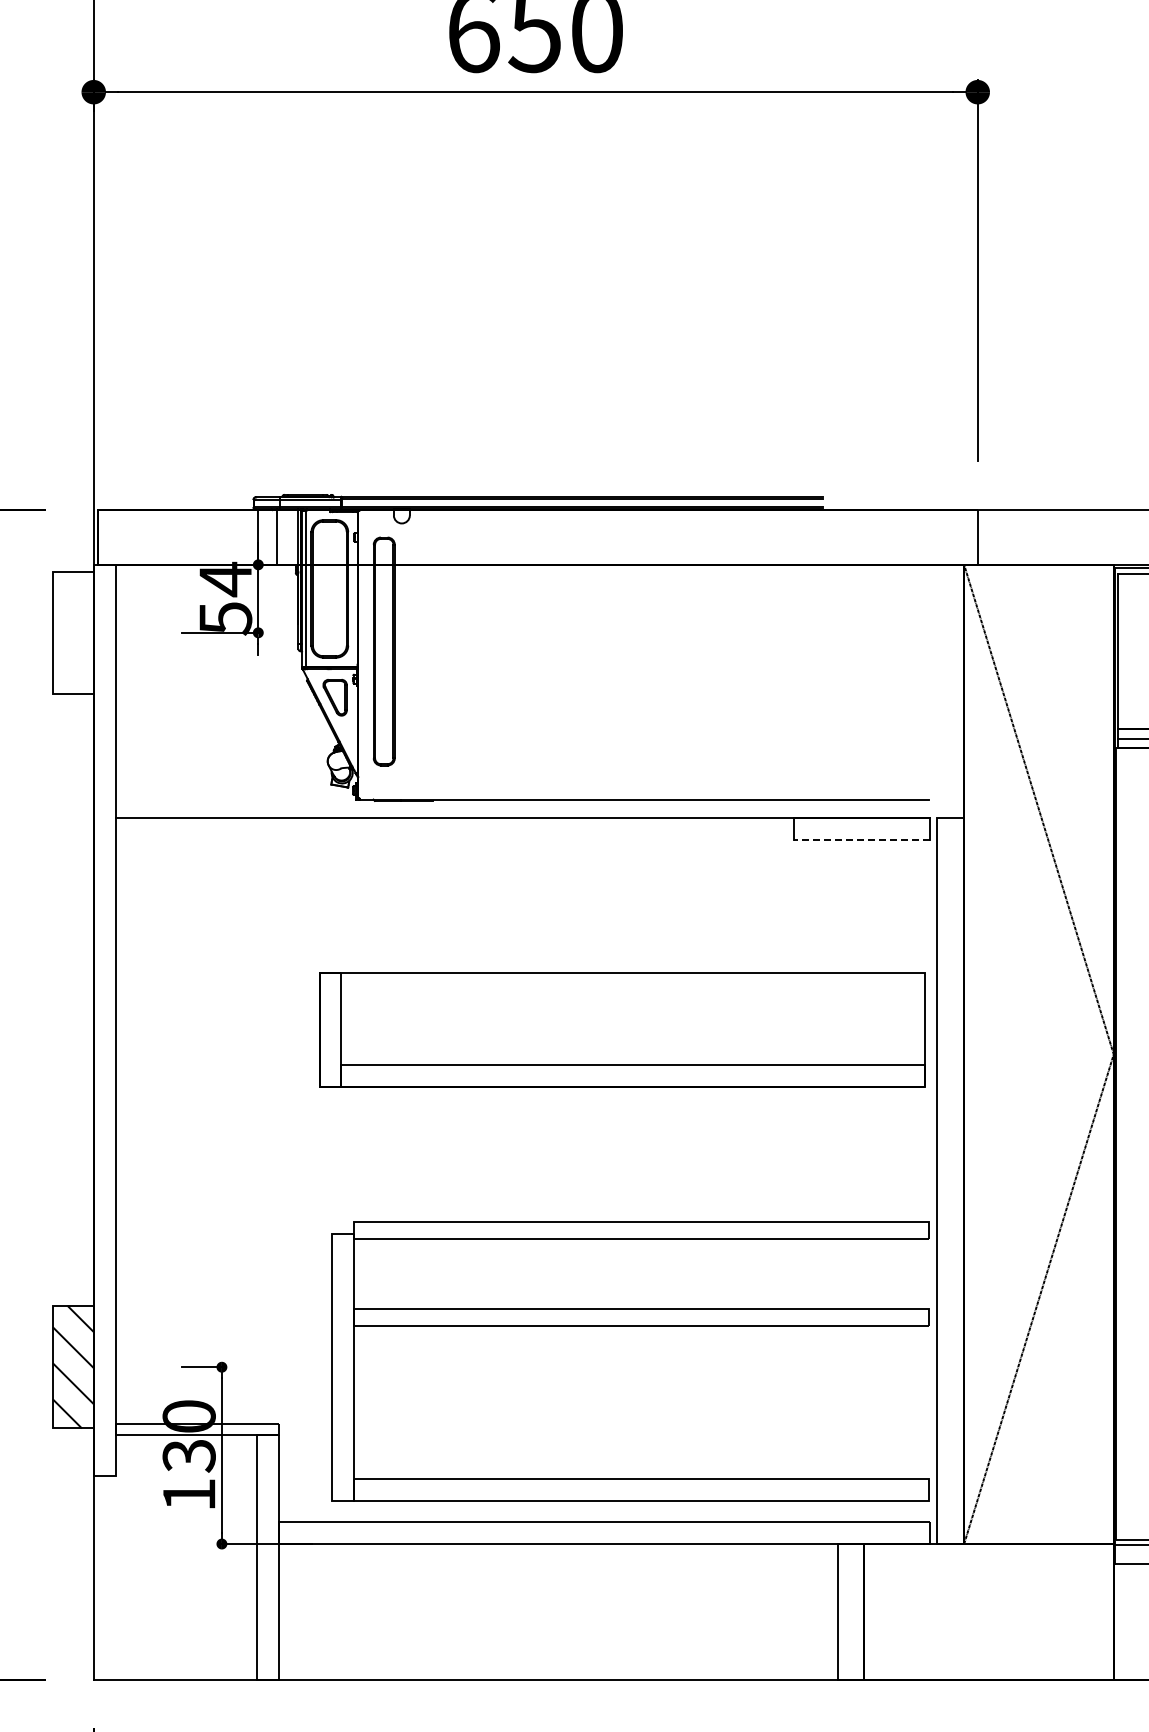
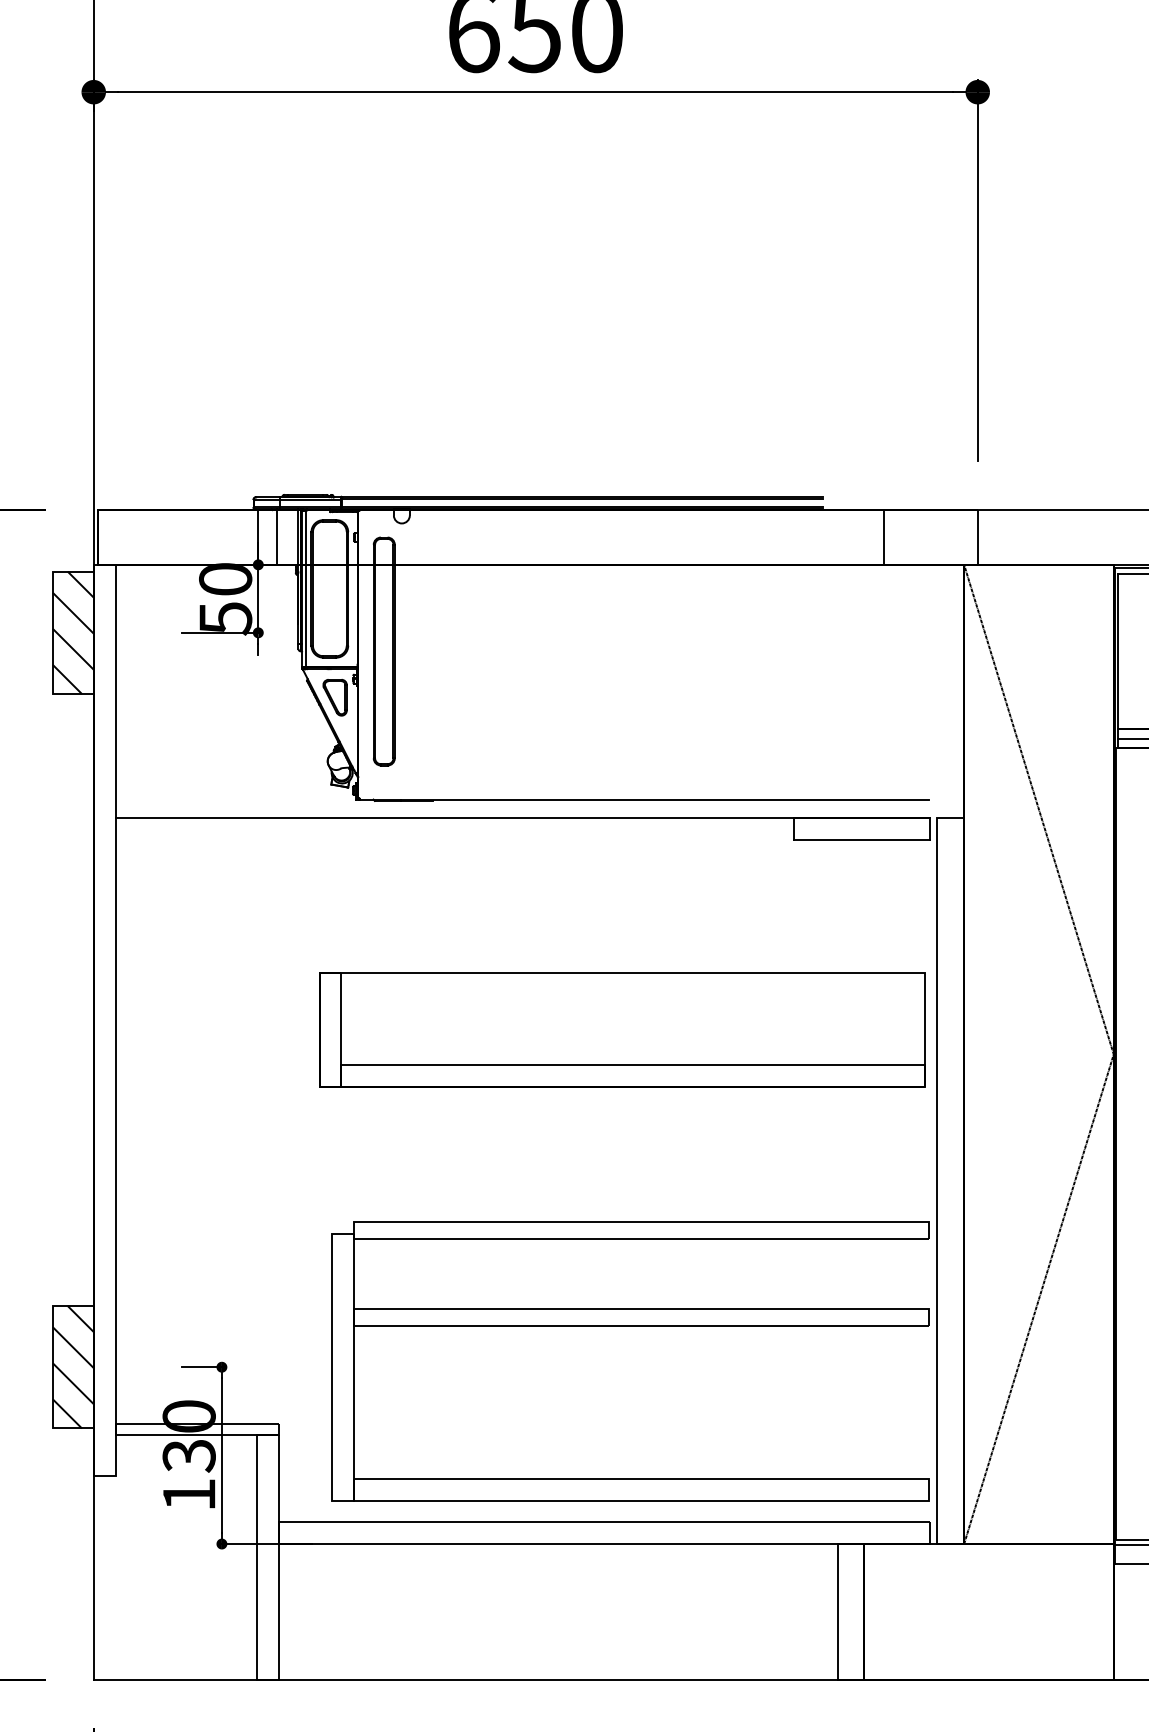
line: none -> present (883, 537)
text: 54 -> 50 (225, 579)
hatch: none -> present (72, 632)
line: dashed -> solid (861, 839)
